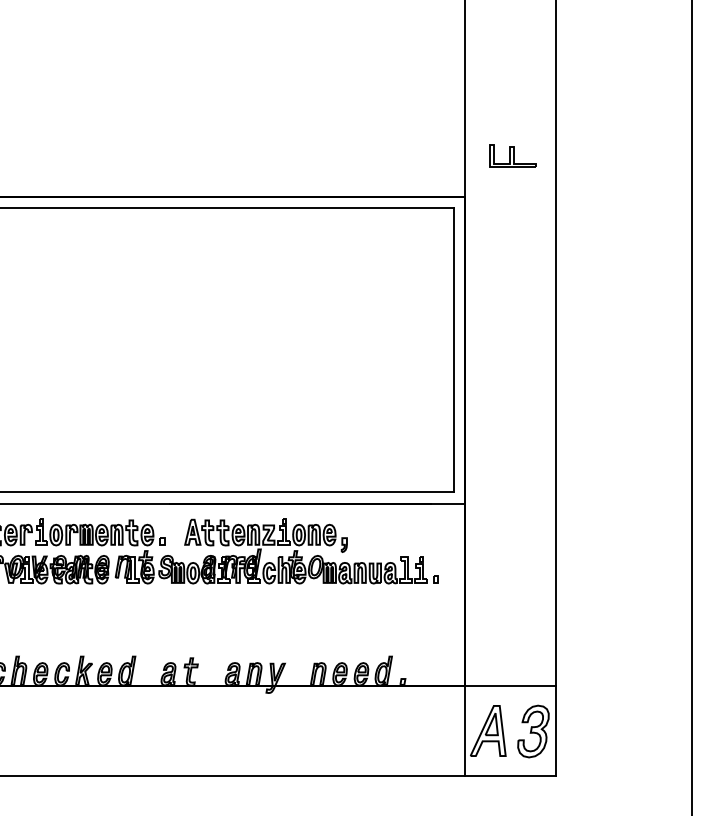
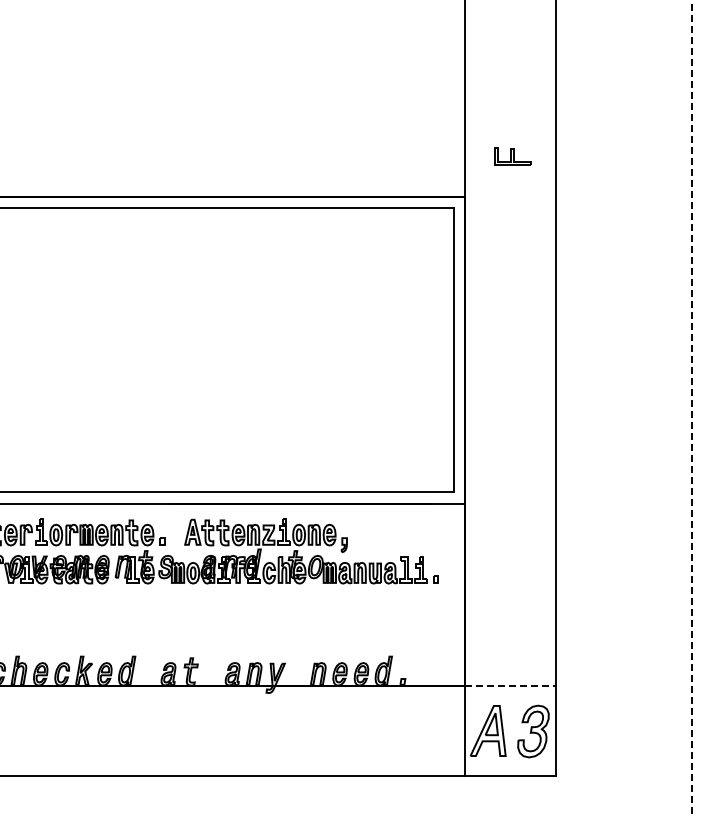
part size: 48x24 px -> 38x19 px (512, 156)
line: solid -> dashed (692, 407)
line: solid -> dashed (511, 685)
